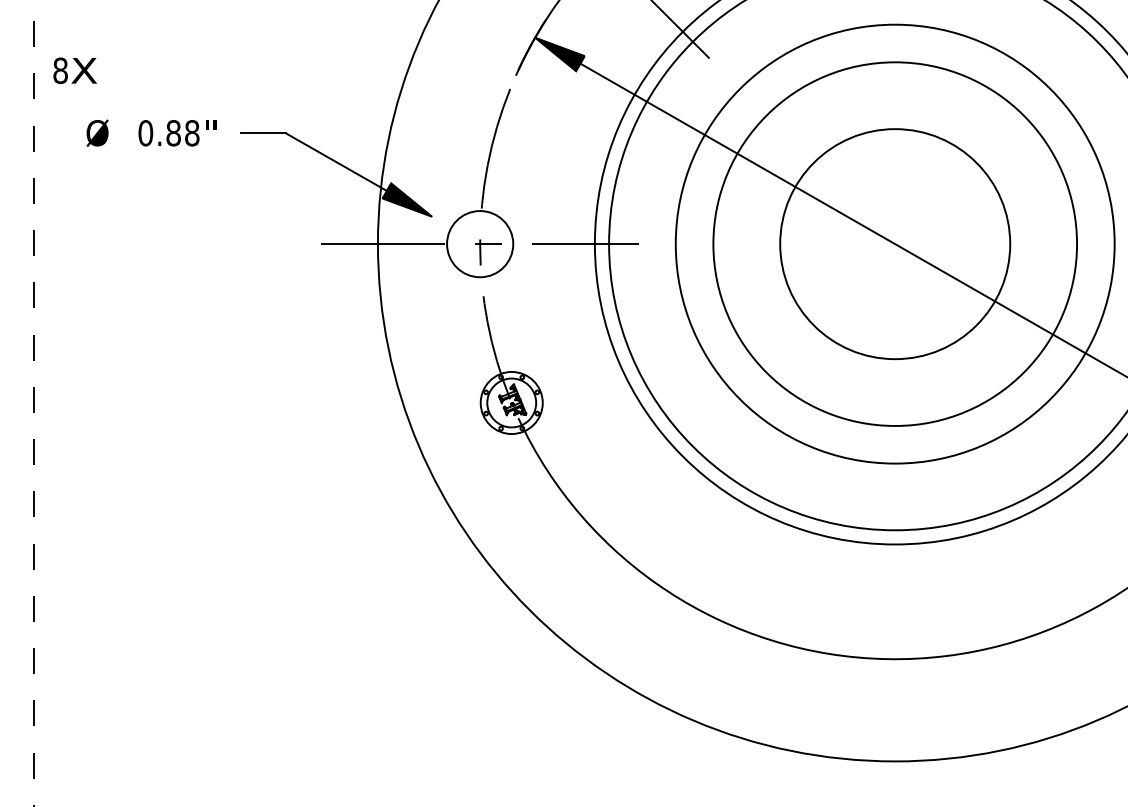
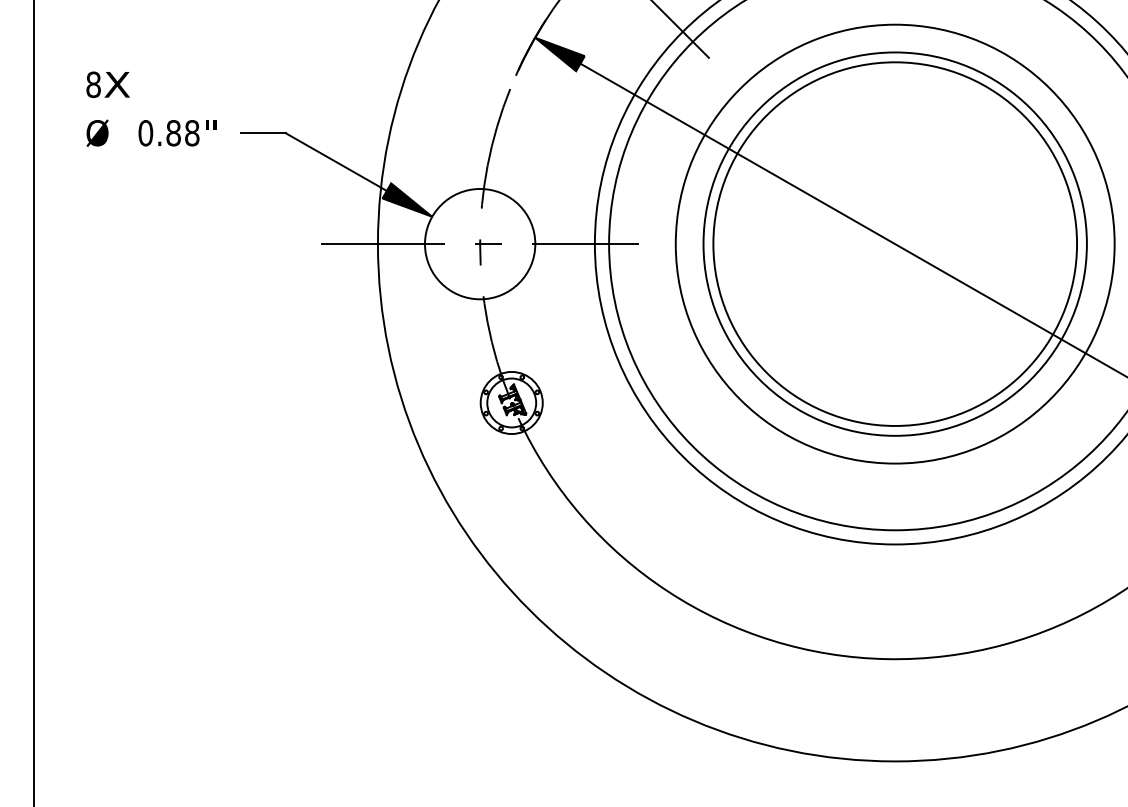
text position: (74, 70) -> (107, 84) (107, 84)
circle diameter: 66 px -> 110 px (479, 243)
circle diameter: 230 px -> 383 px (894, 243)
line: dashed -> solid (33, 403)
